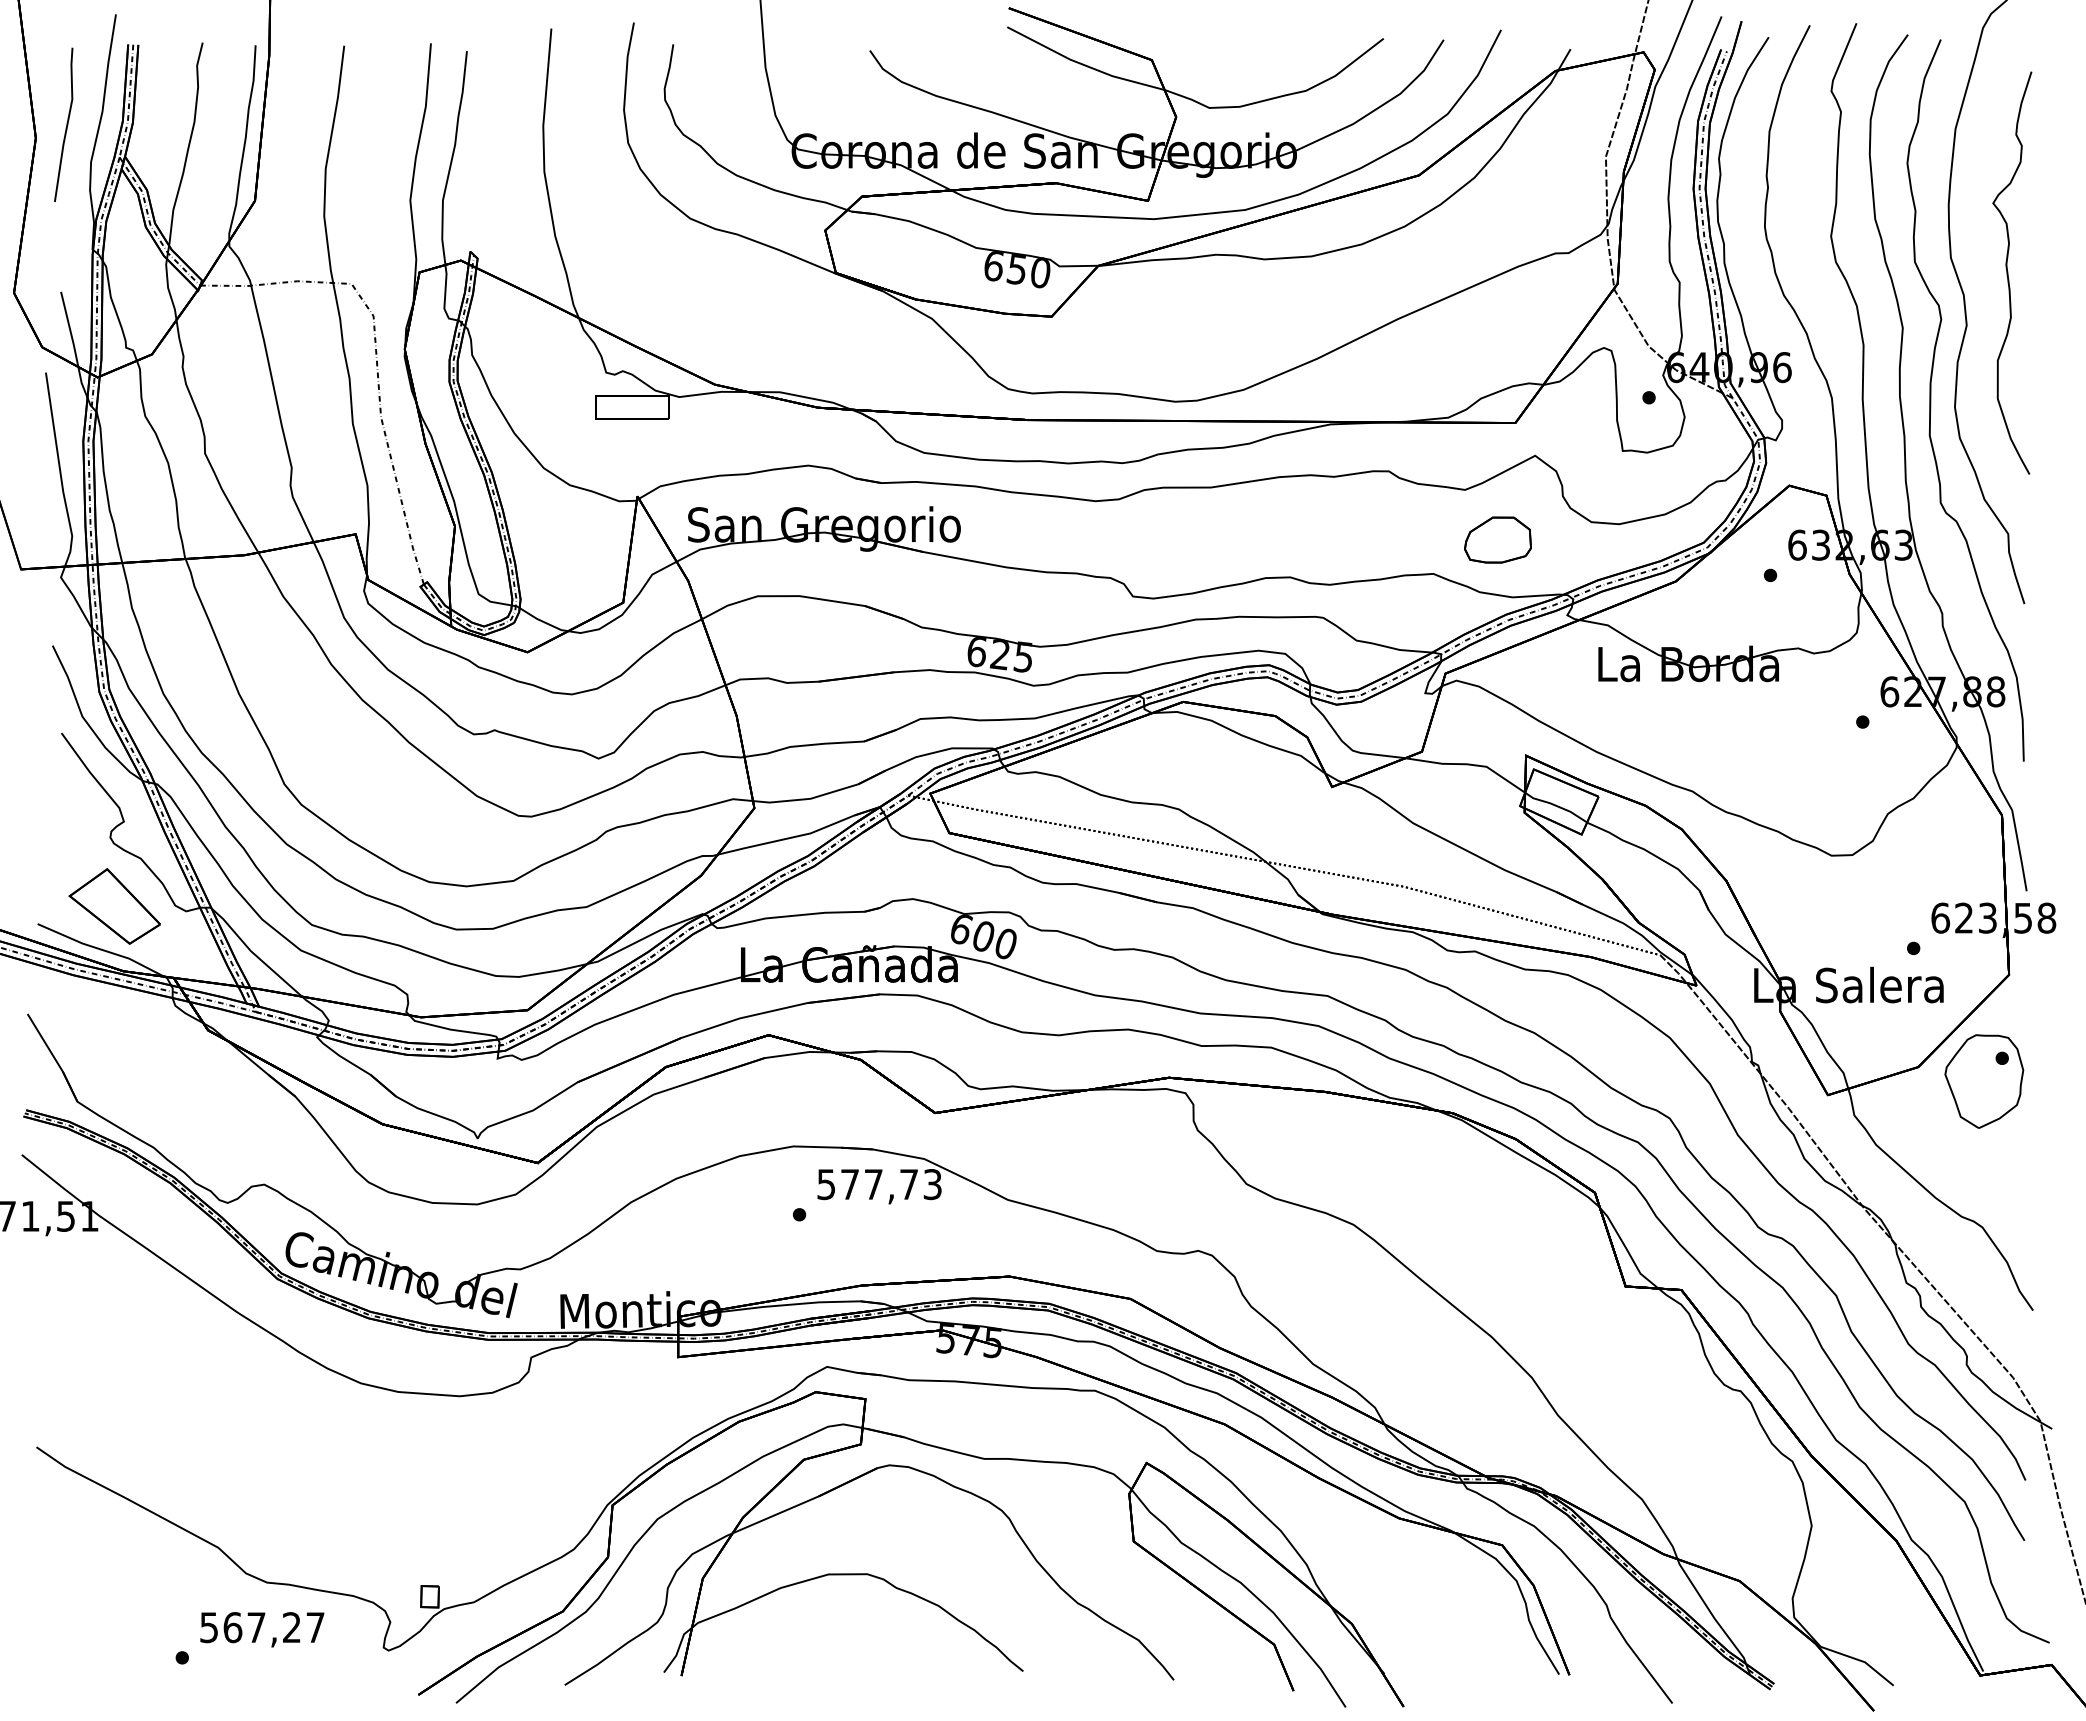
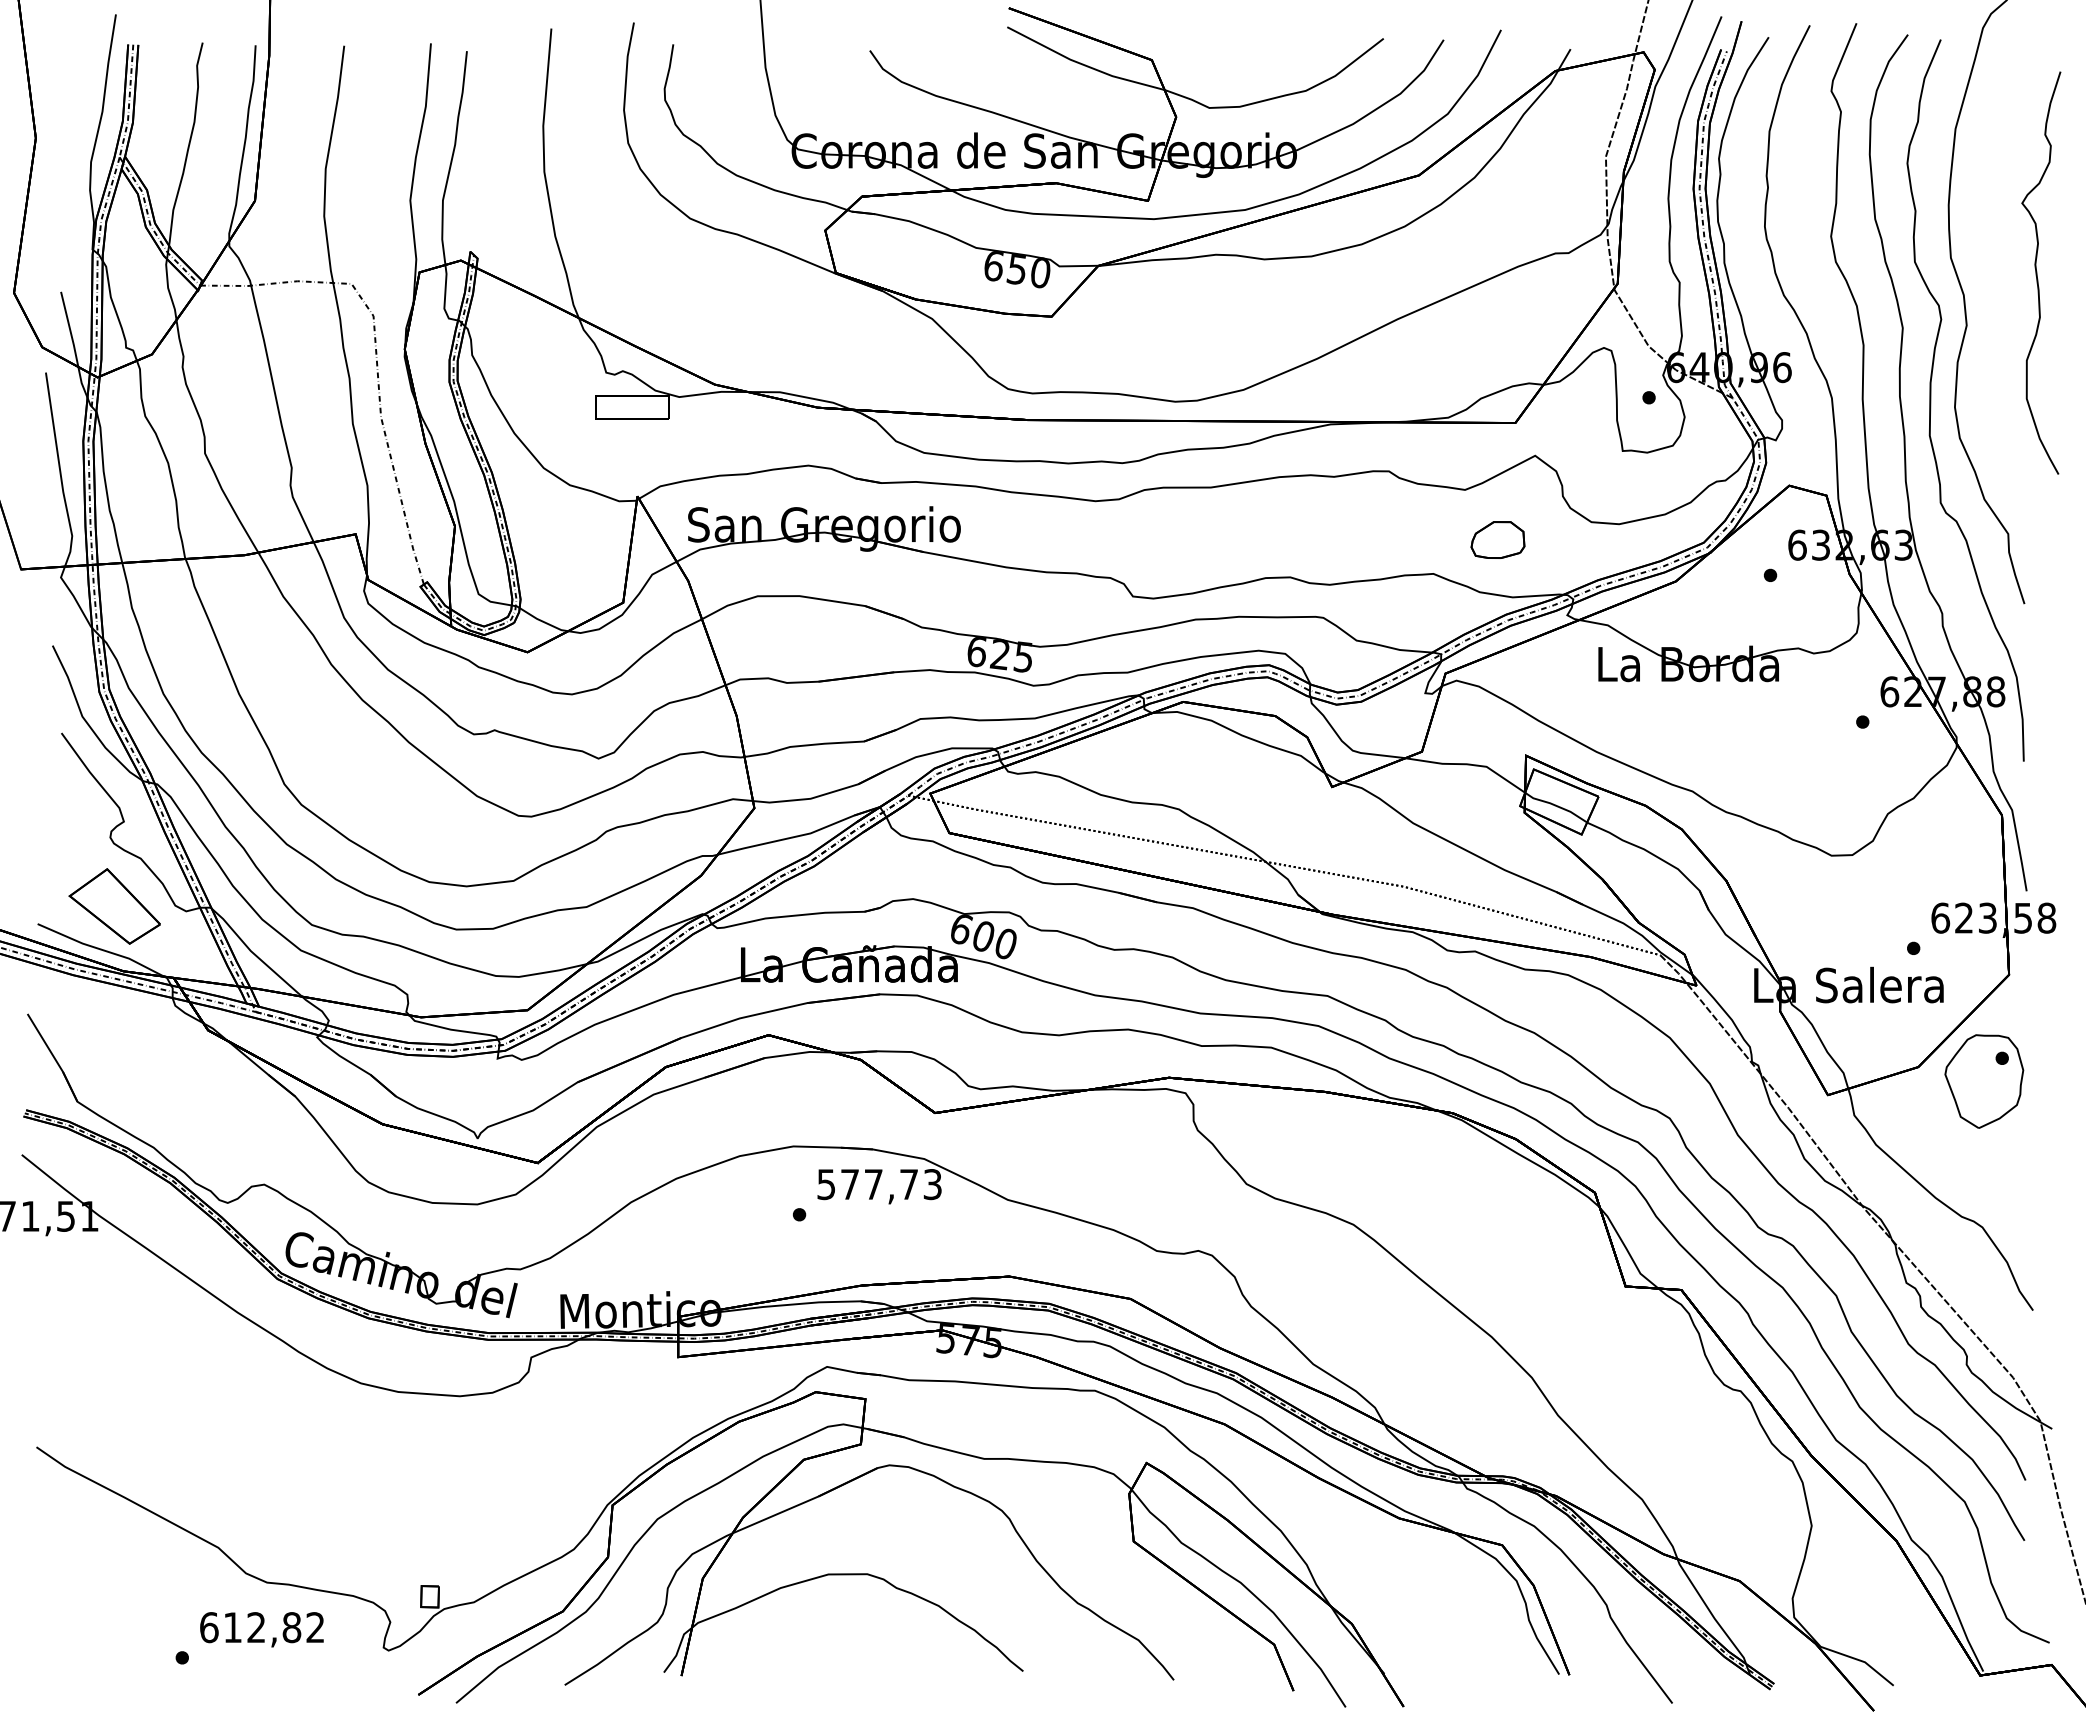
line: present -> none (66, 124)
curve position: (2008, 272) -> (2037, 272) (2037, 272)
part size: 68x48 px -> 56x38 px (1497, 539)
text: 567,27 -> 612,82 (262, 1627)
